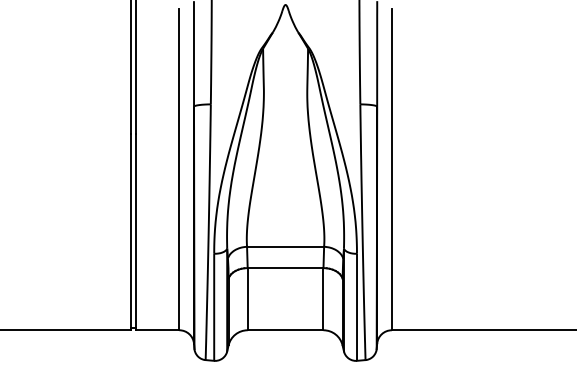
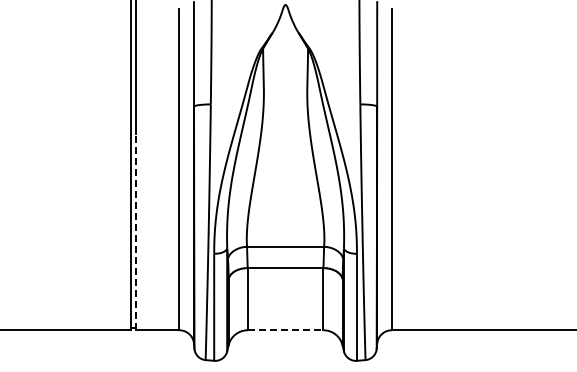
line: solid -> dashed (136, 231)
line: solid -> dashed (285, 330)
